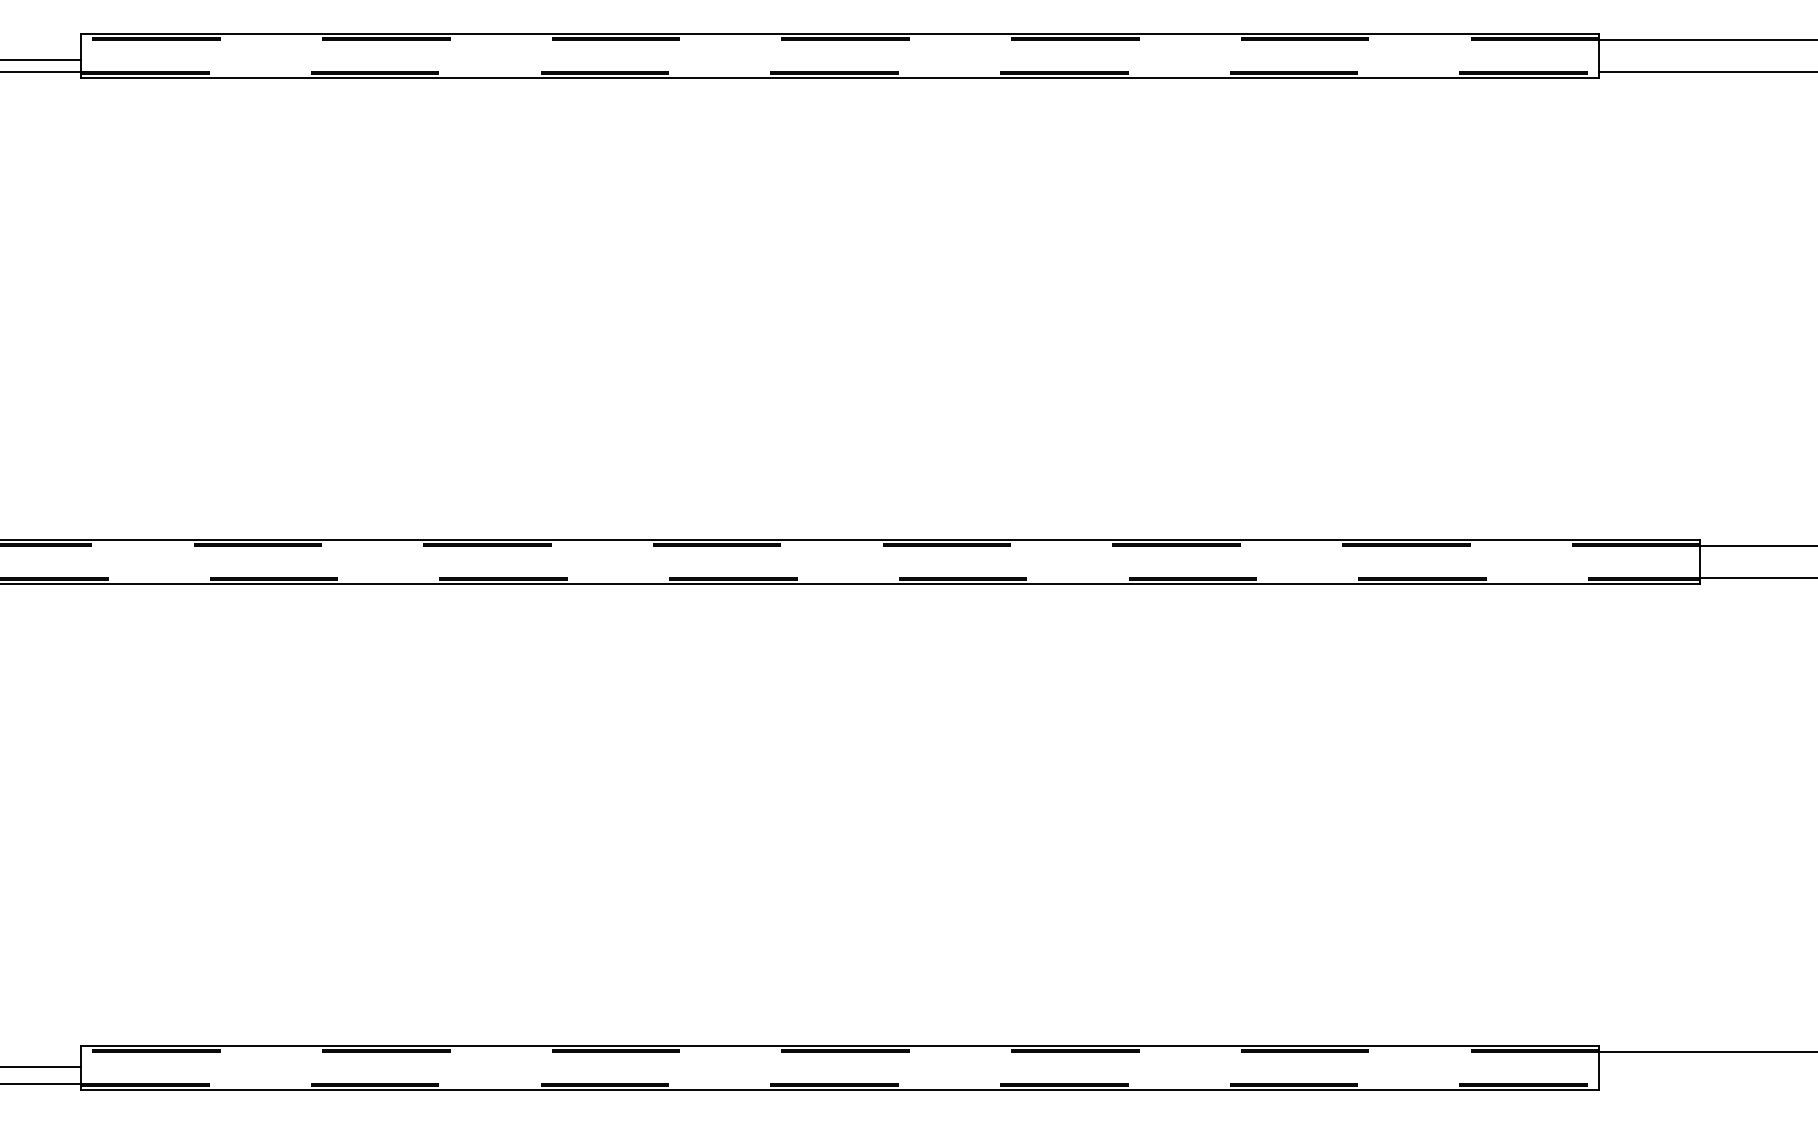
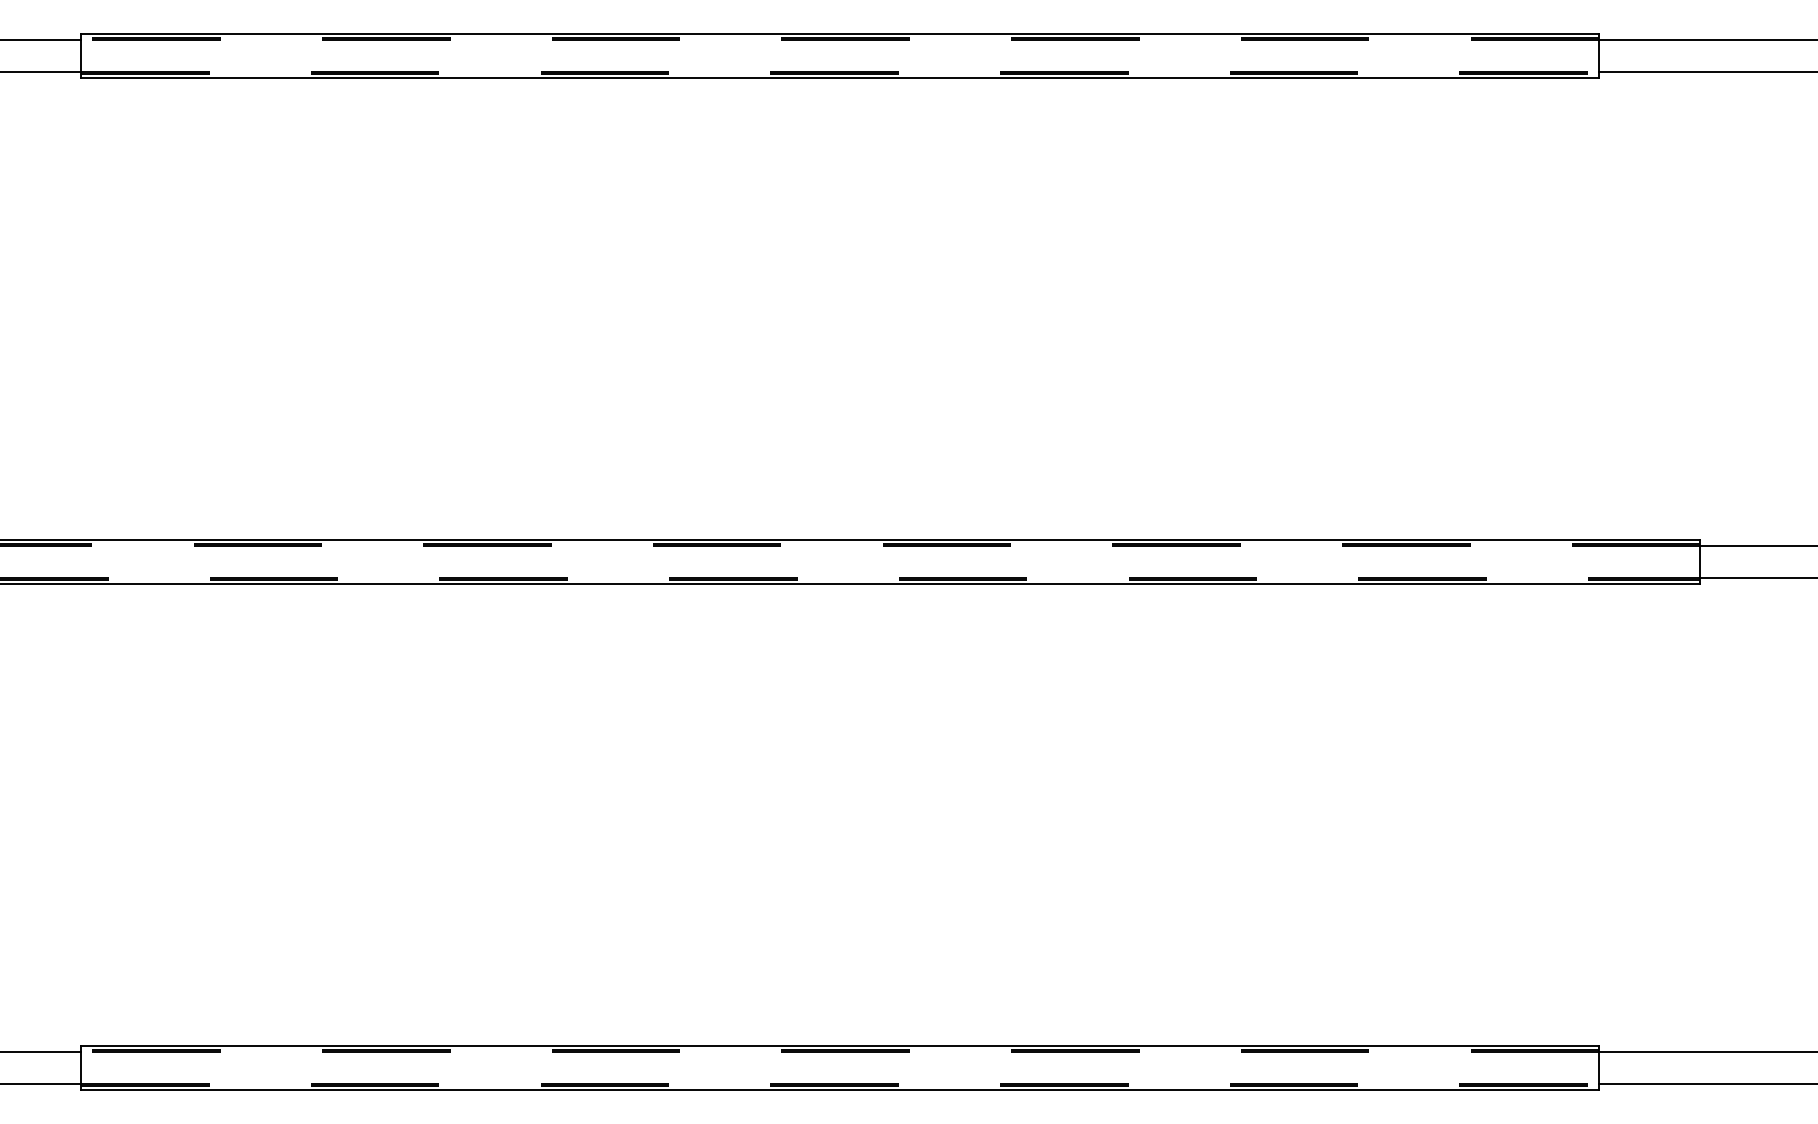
line position: (41, 59) -> (41, 39) (41, 39)
line position: (41, 1066) -> (41, 1051) (41, 1051)
line: none -> present (1706, 1084)
